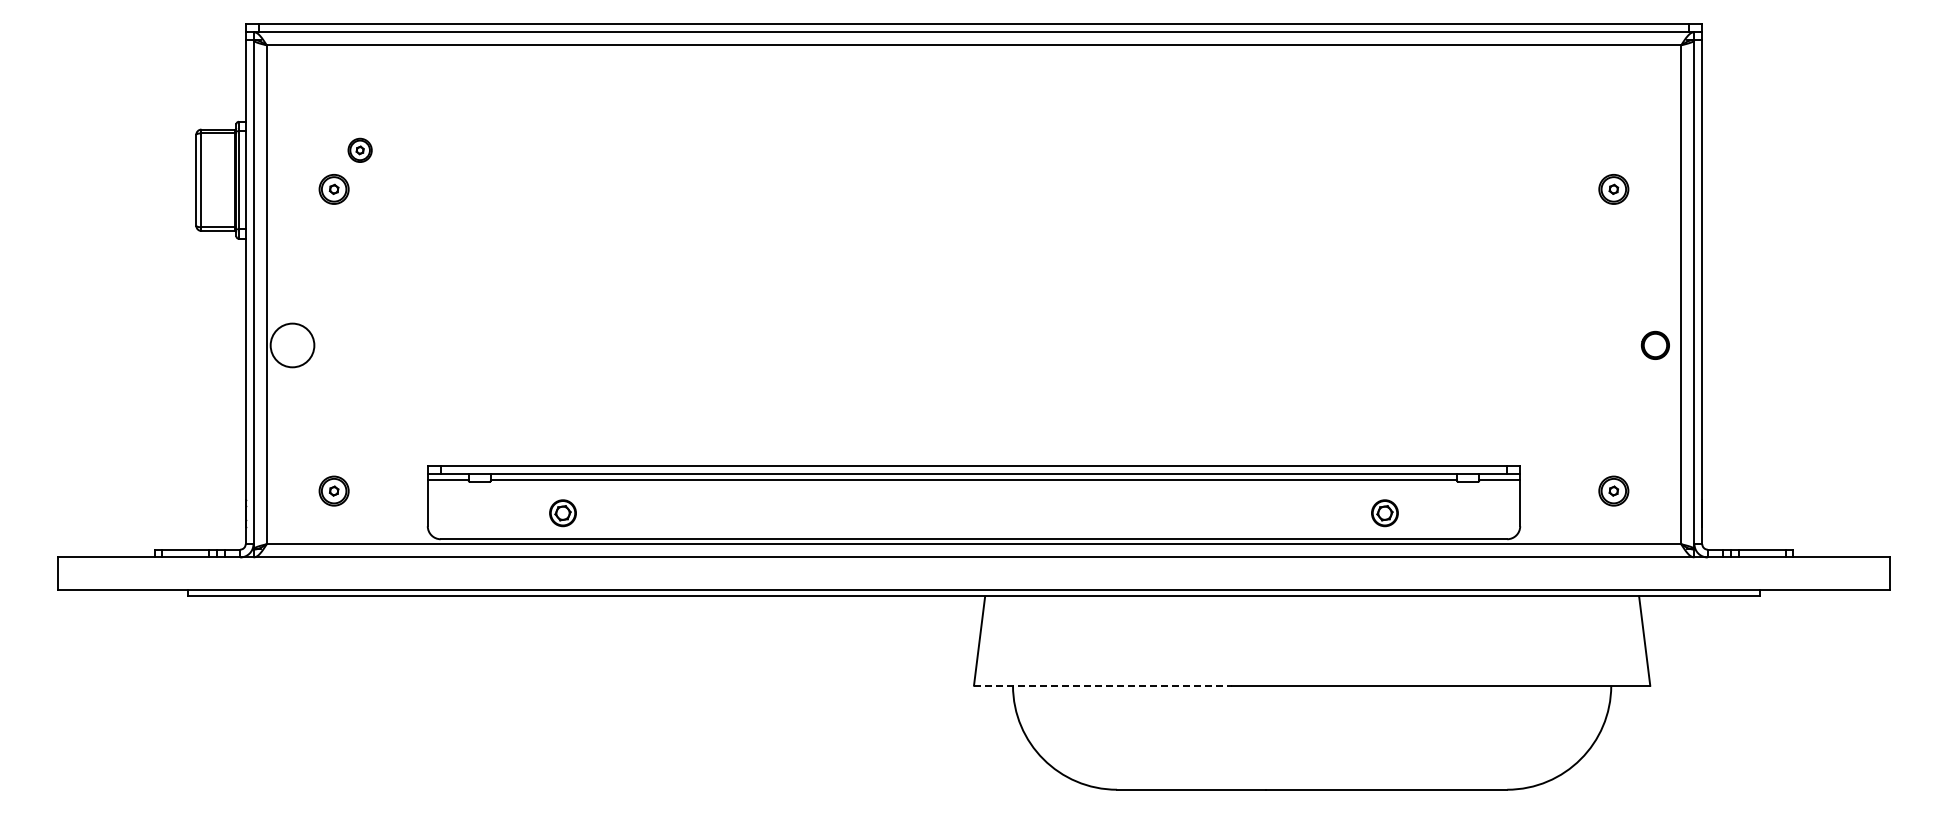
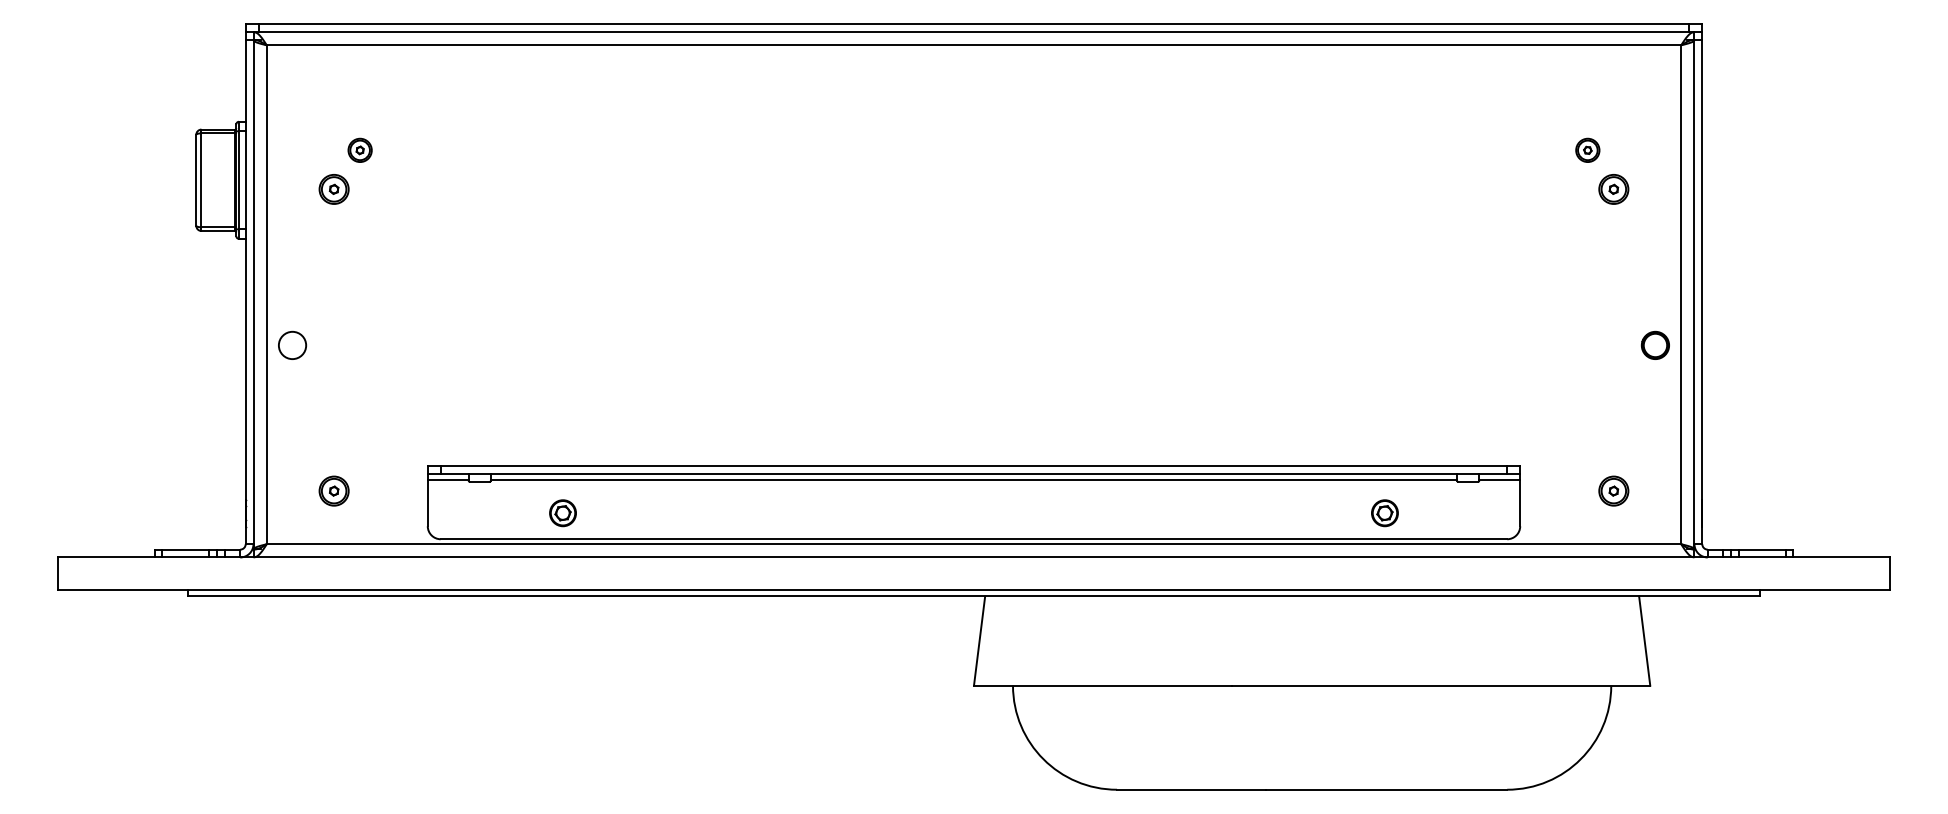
part: none -> present (1587, 149)
circle diameter: 44 px -> 27 px (292, 345)
line: dashed -> solid (1102, 685)
